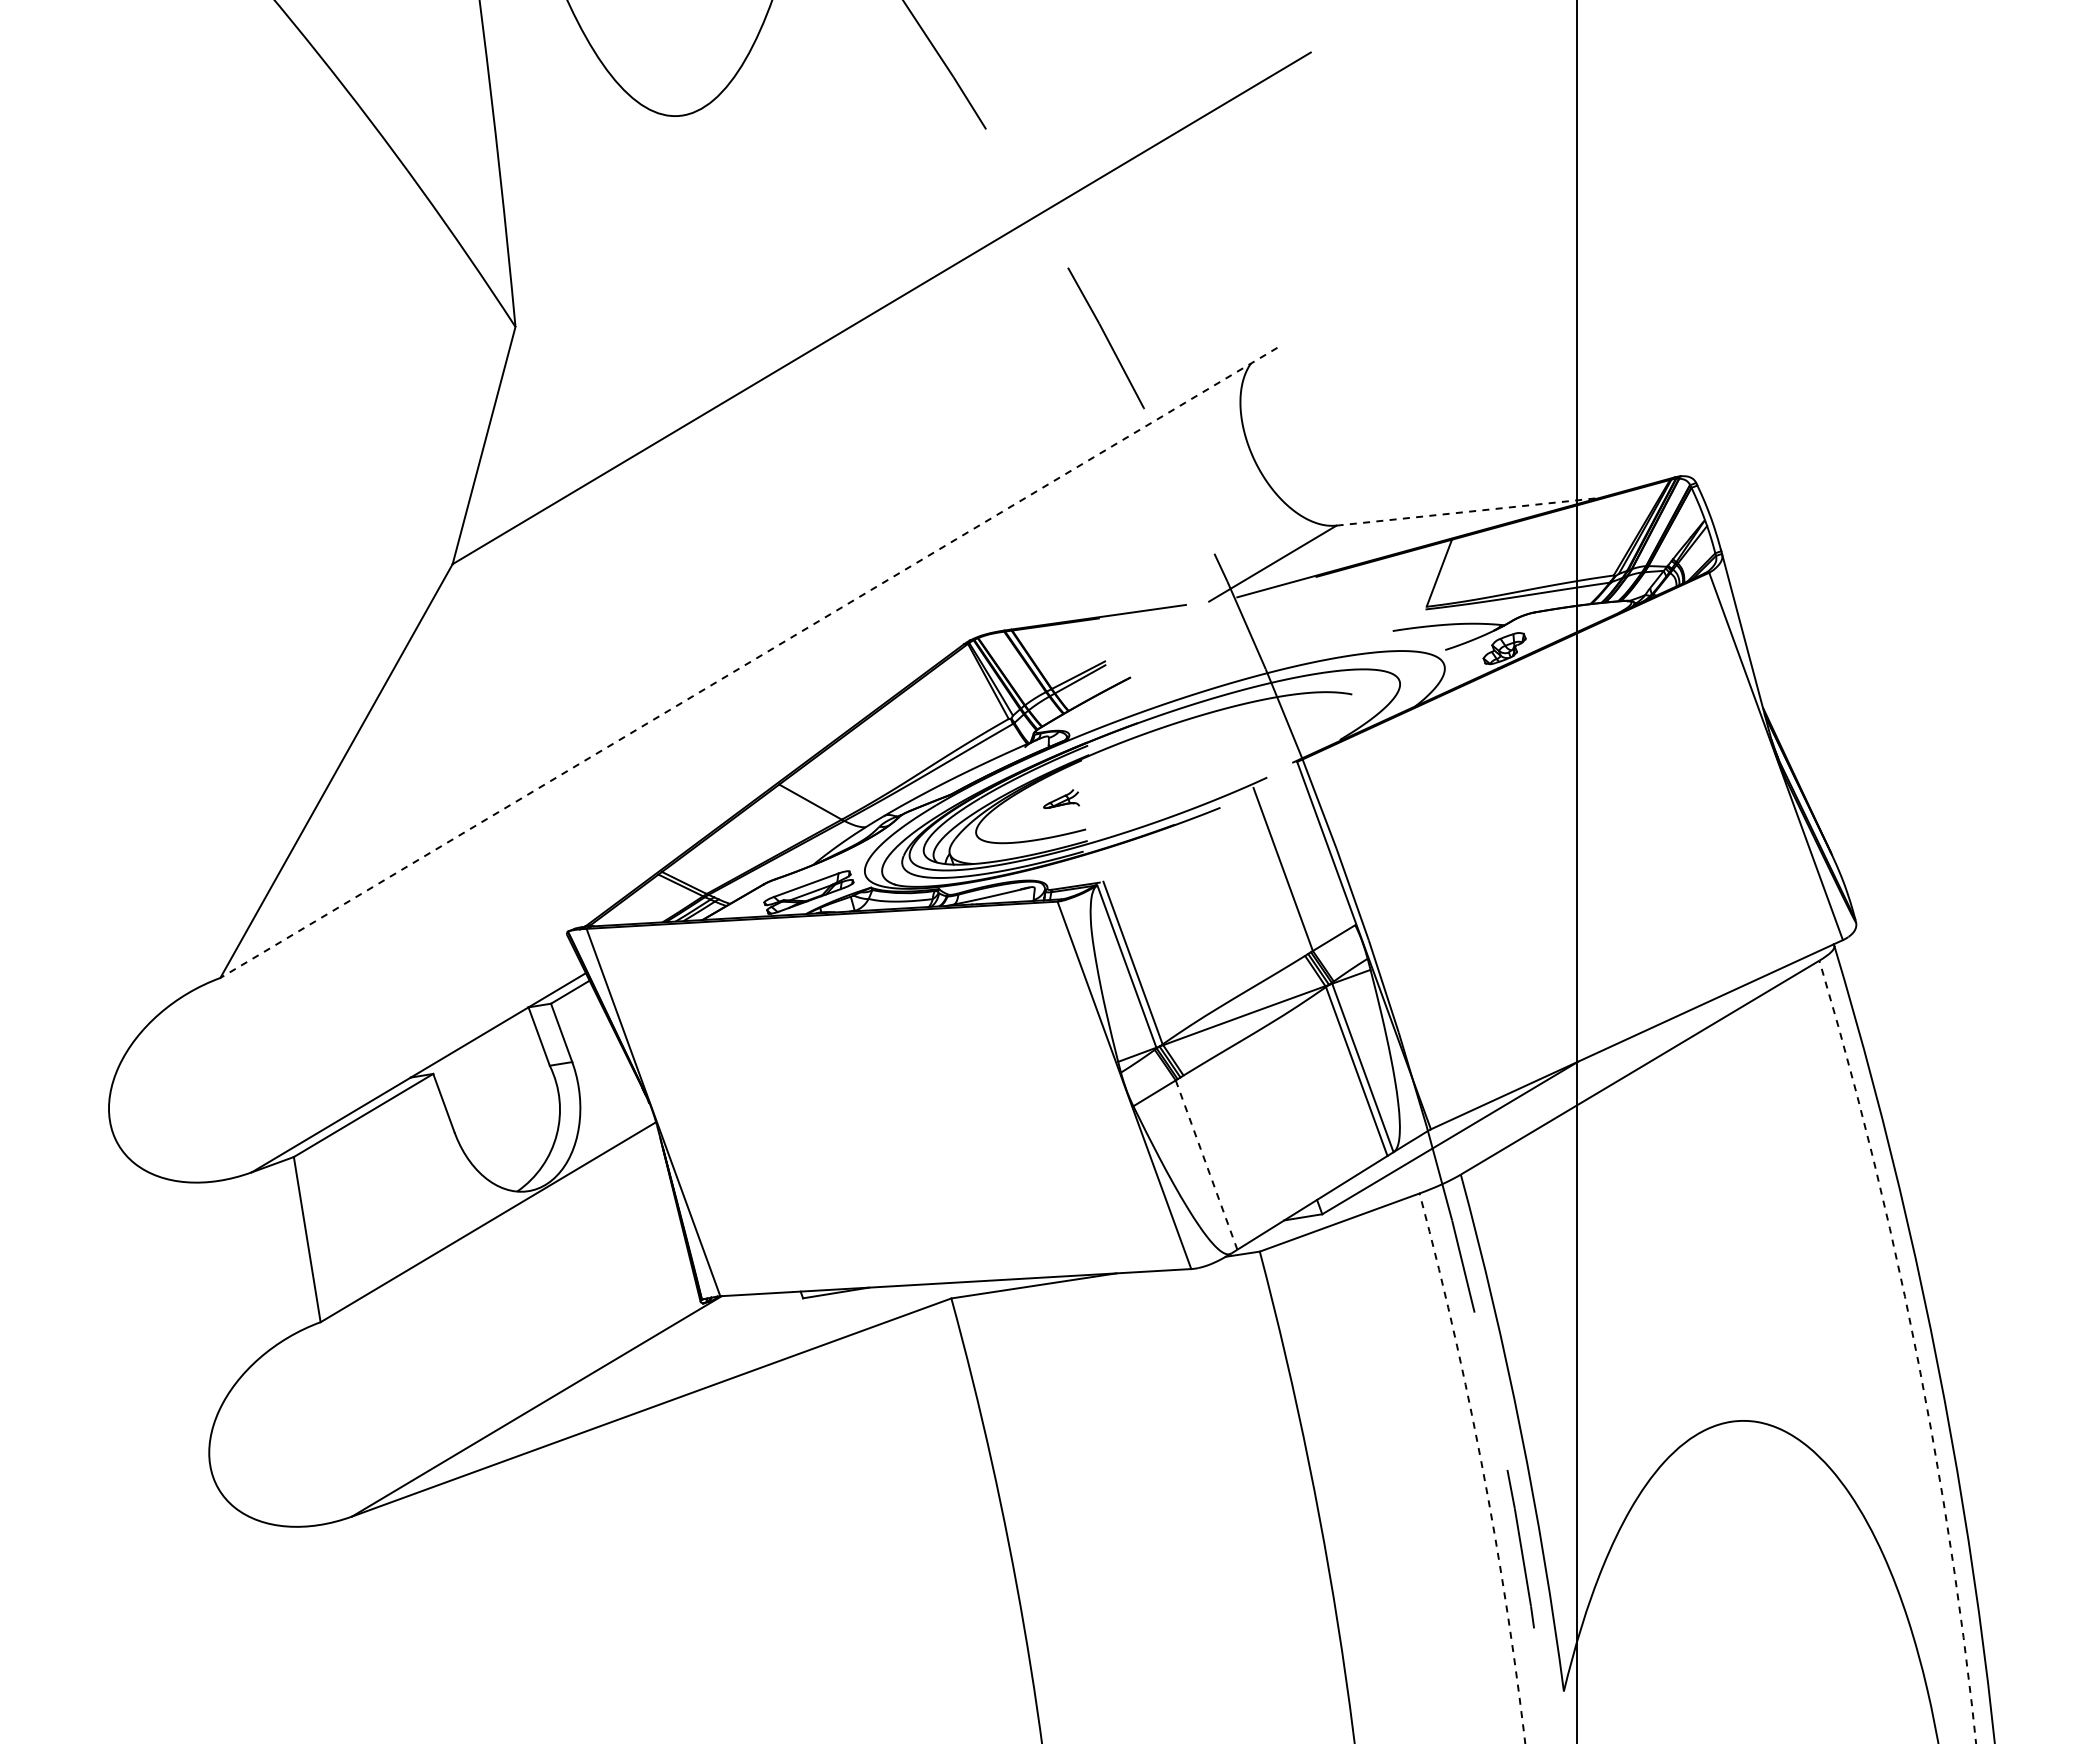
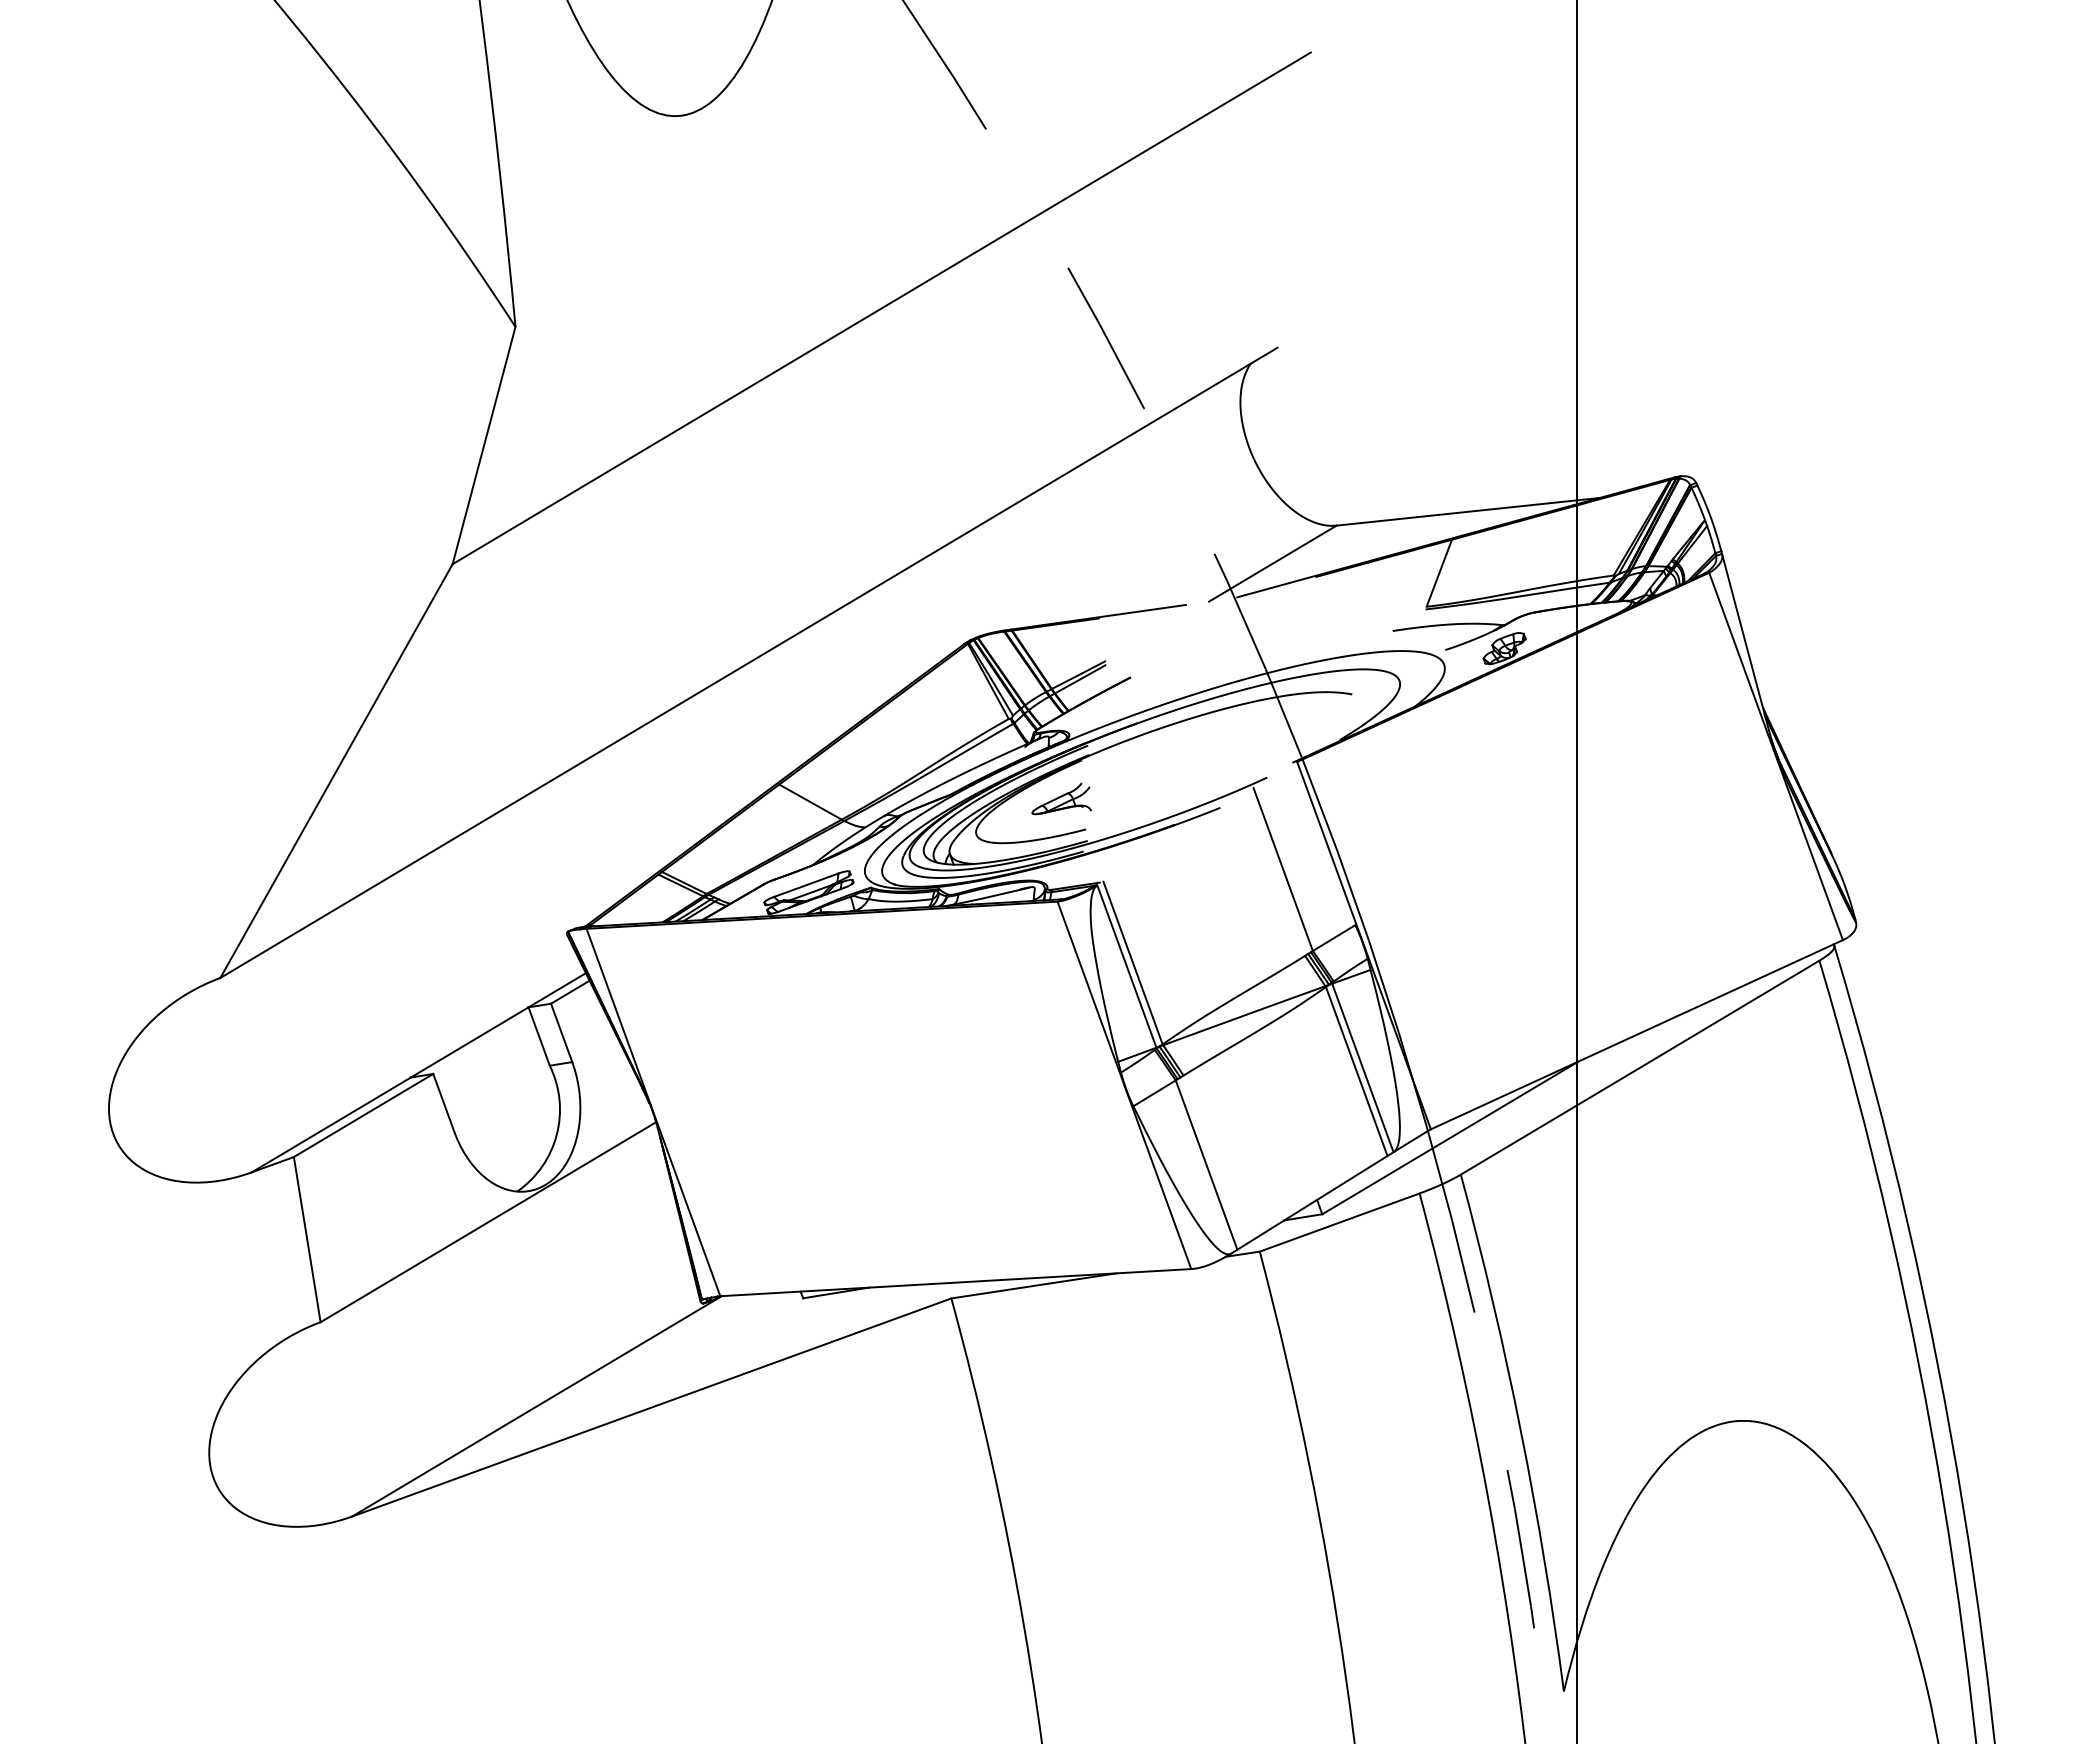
line: dashed -> solid (1468, 511)
line: dashed -> solid (748, 663)
part size: 37x20 px -> 61x34 px (1061, 798)
line: dashed -> solid (1206, 1165)
arc: dashed -> solid (1915, 1348)
arc: dashed -> solid (1482, 1466)
